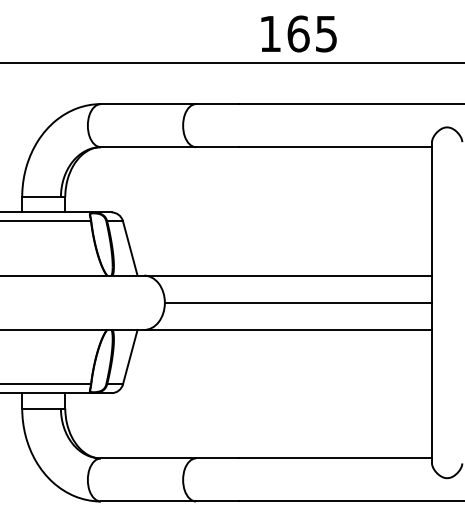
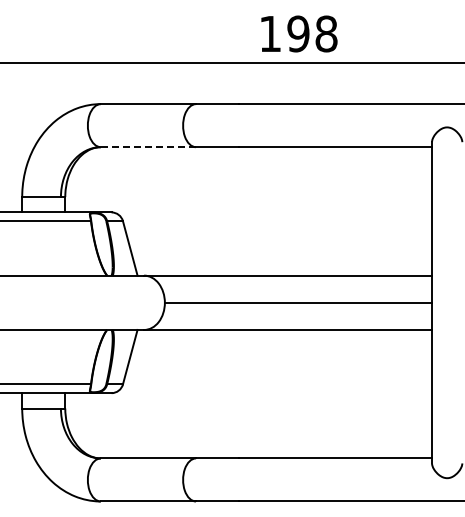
text: 165 -> 198 (312, 33)
line: solid -> dashed (148, 147)
